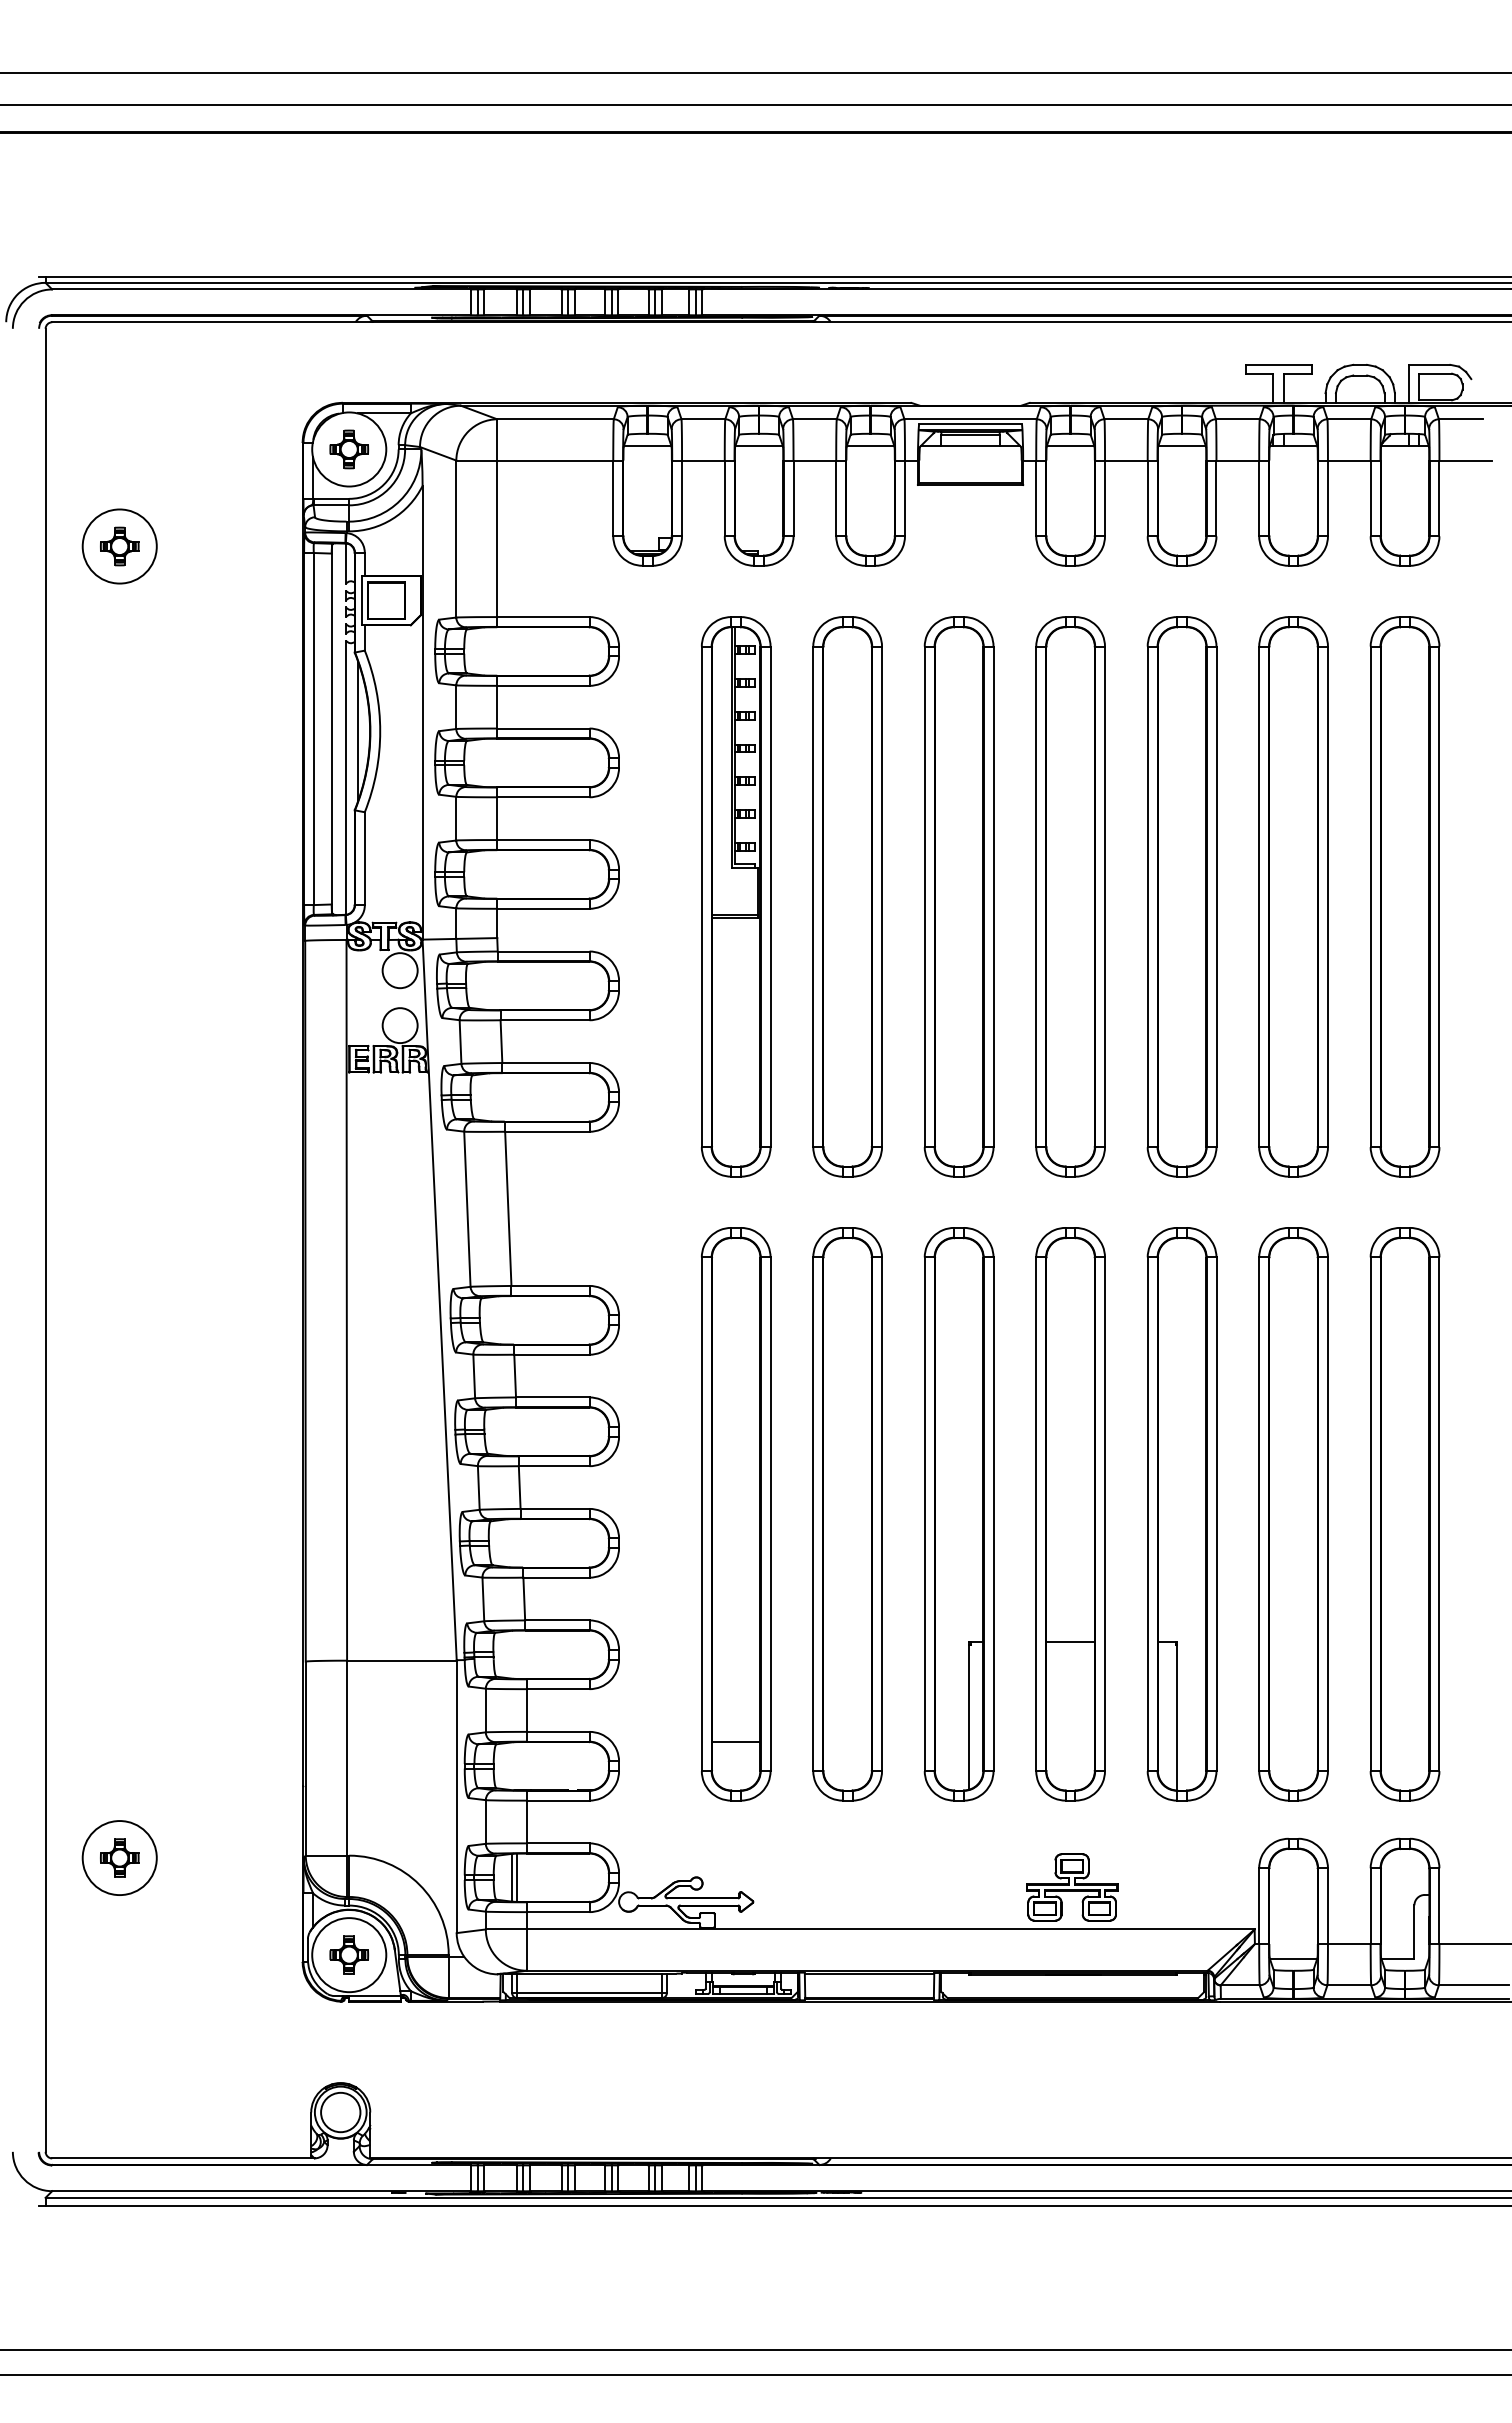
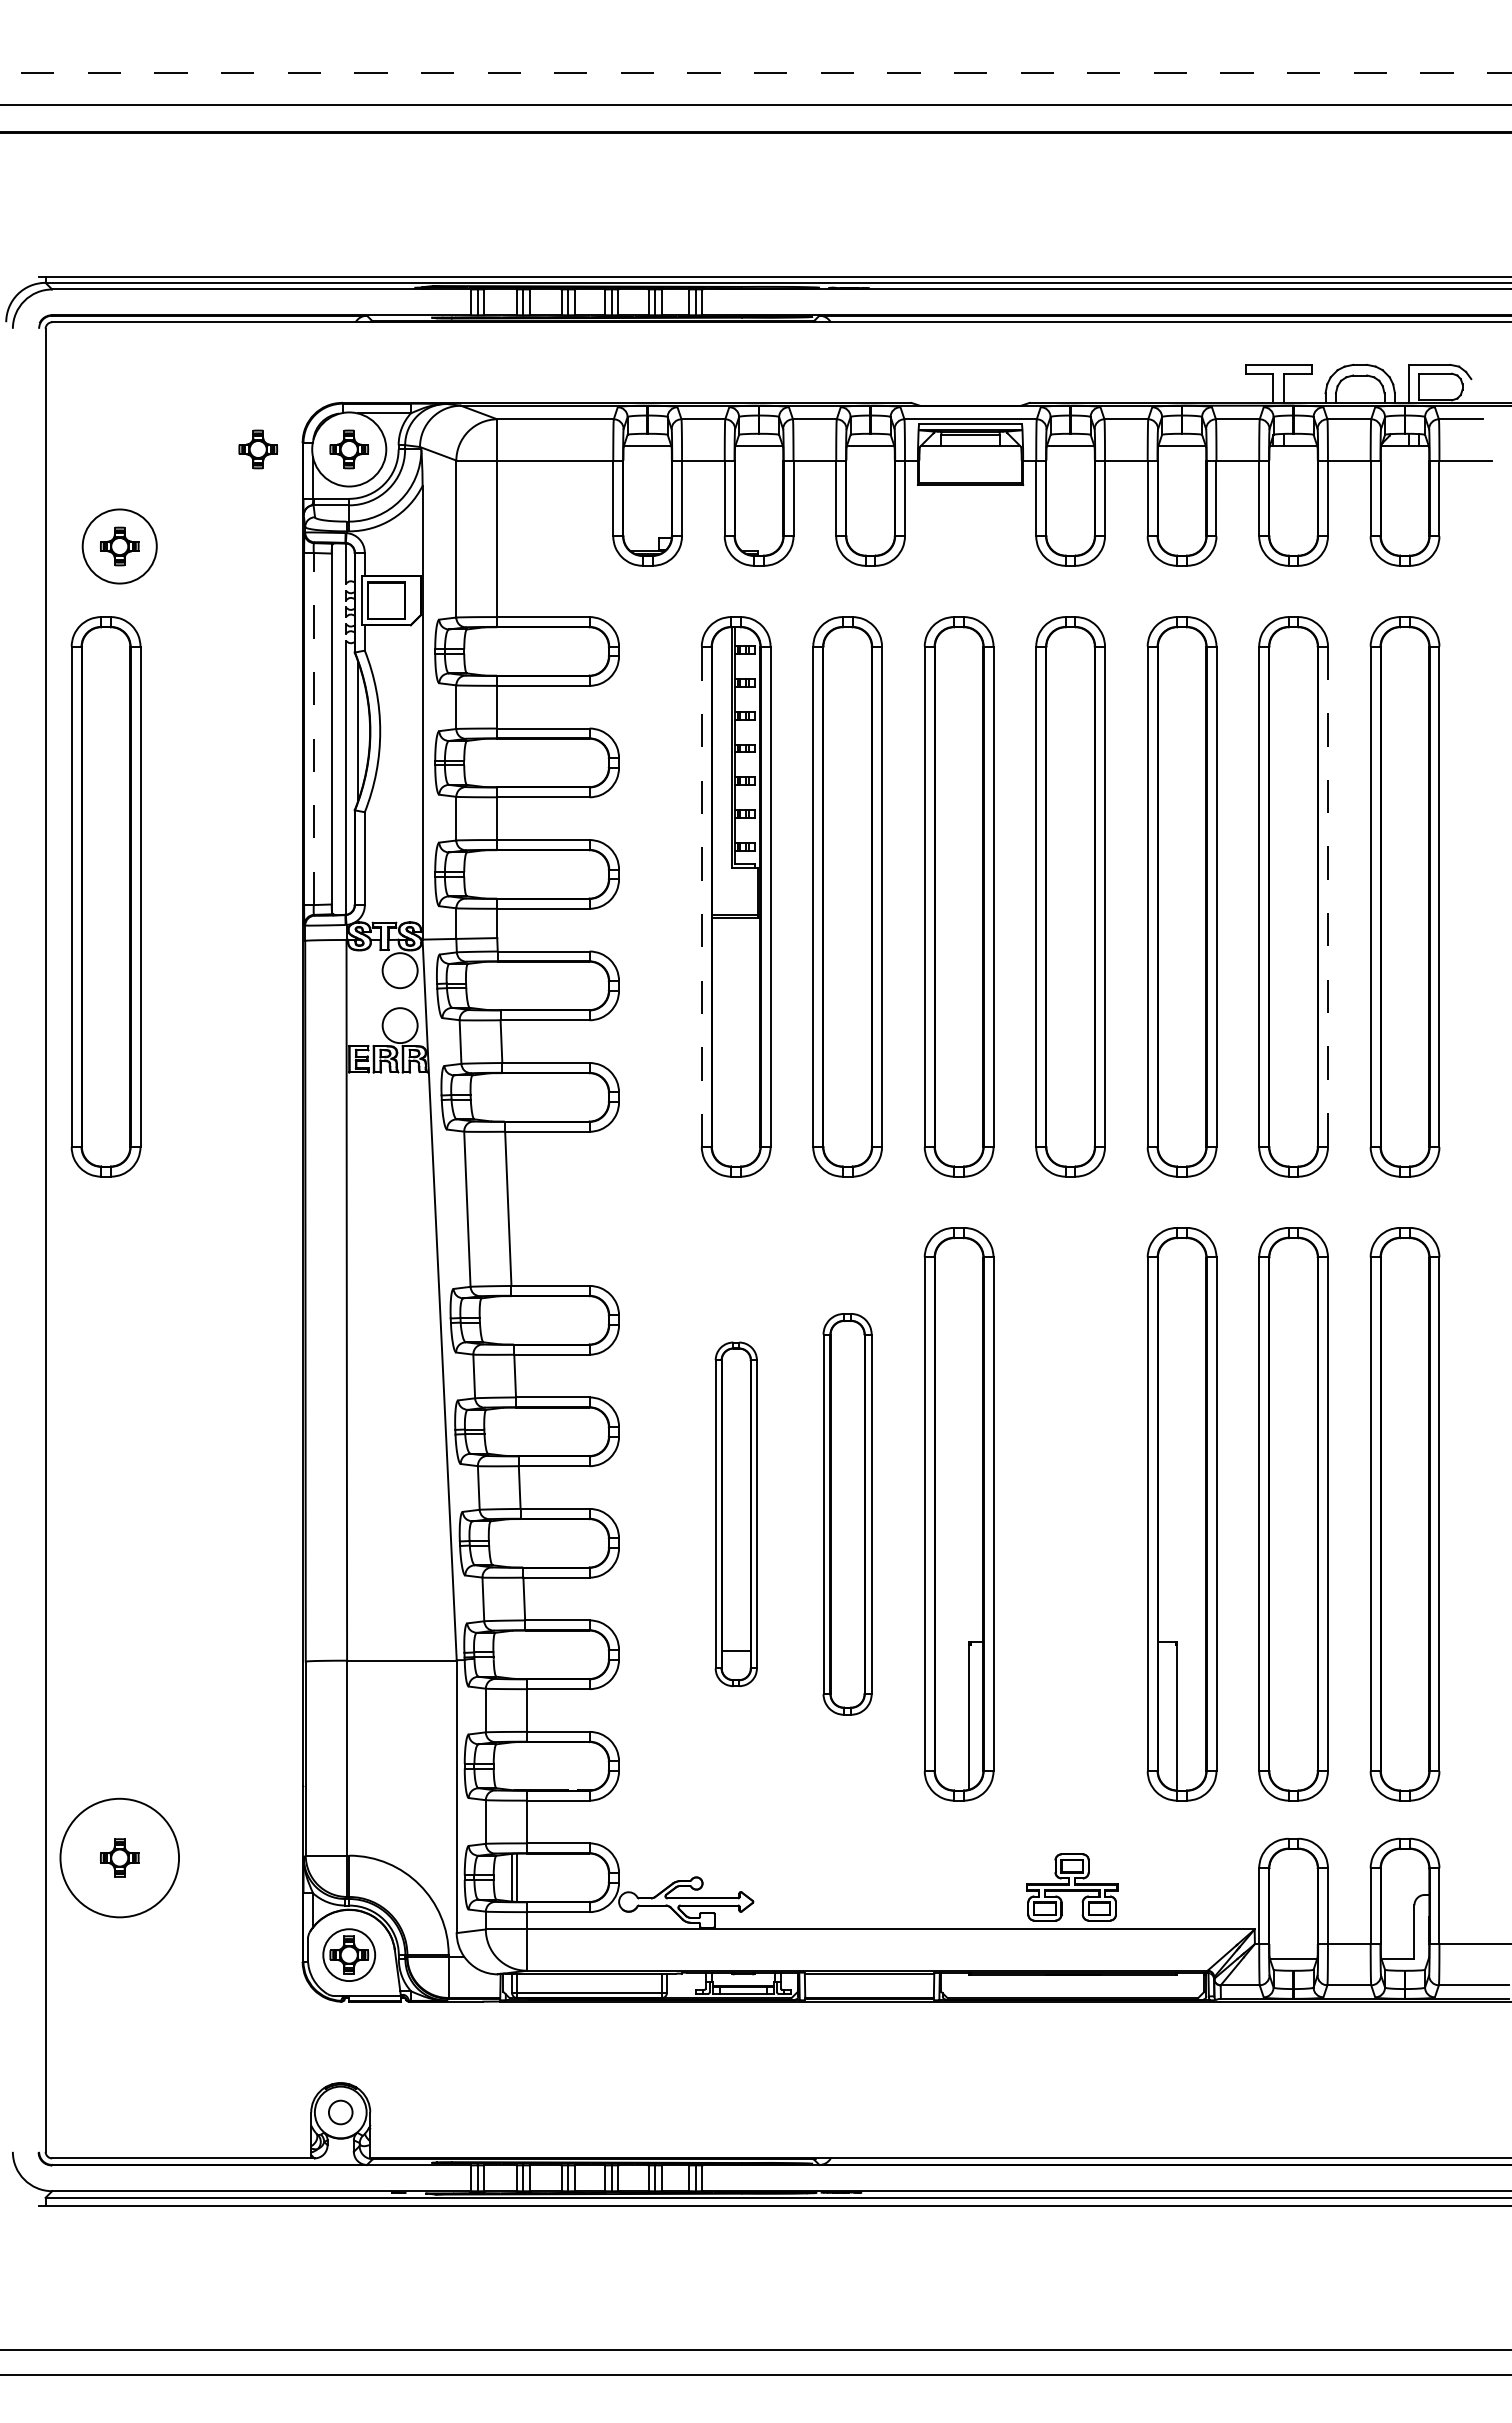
line: solid -> dashed (756, 72)
part: none -> present (258, 449)
line: solid -> dashed (313, 728)
part: none -> present (105, 896)
line: solid -> dashed (701, 896)
line: solid -> dashed (1327, 897)
part size: 71x575 px -> 44x346 px (735, 1513)
part size: 71x575 px -> 51x403 px (847, 1514)
part: present -> none (1070, 1514)
circle diameter: 74 px -> 119 px (119, 1857)
circle diameter: 74 px -> 52 px (349, 1955)
circle diameter: 39 px -> 24 px (340, 2112)
